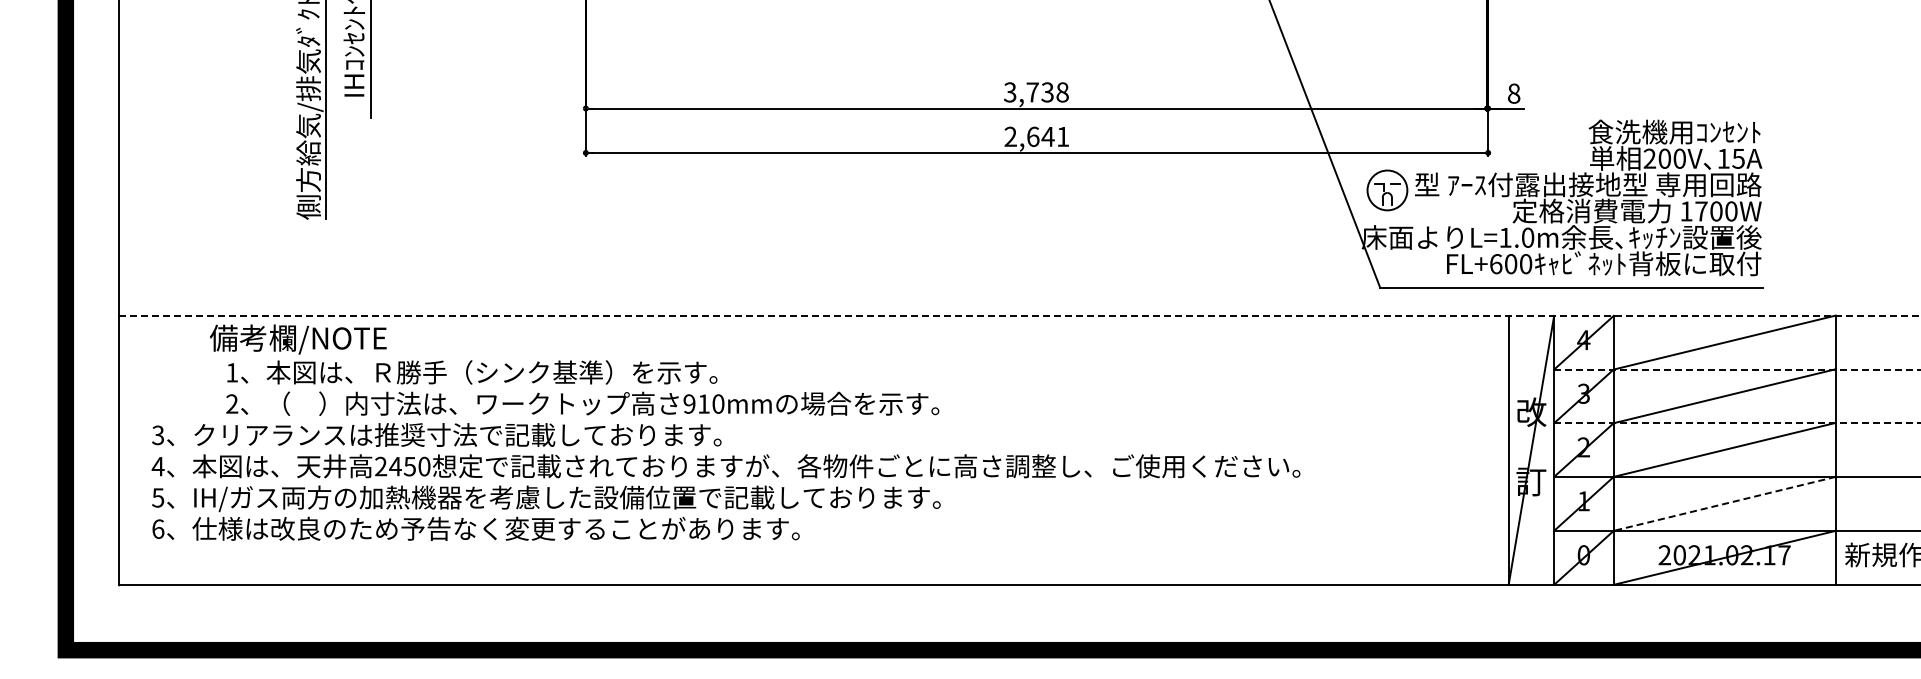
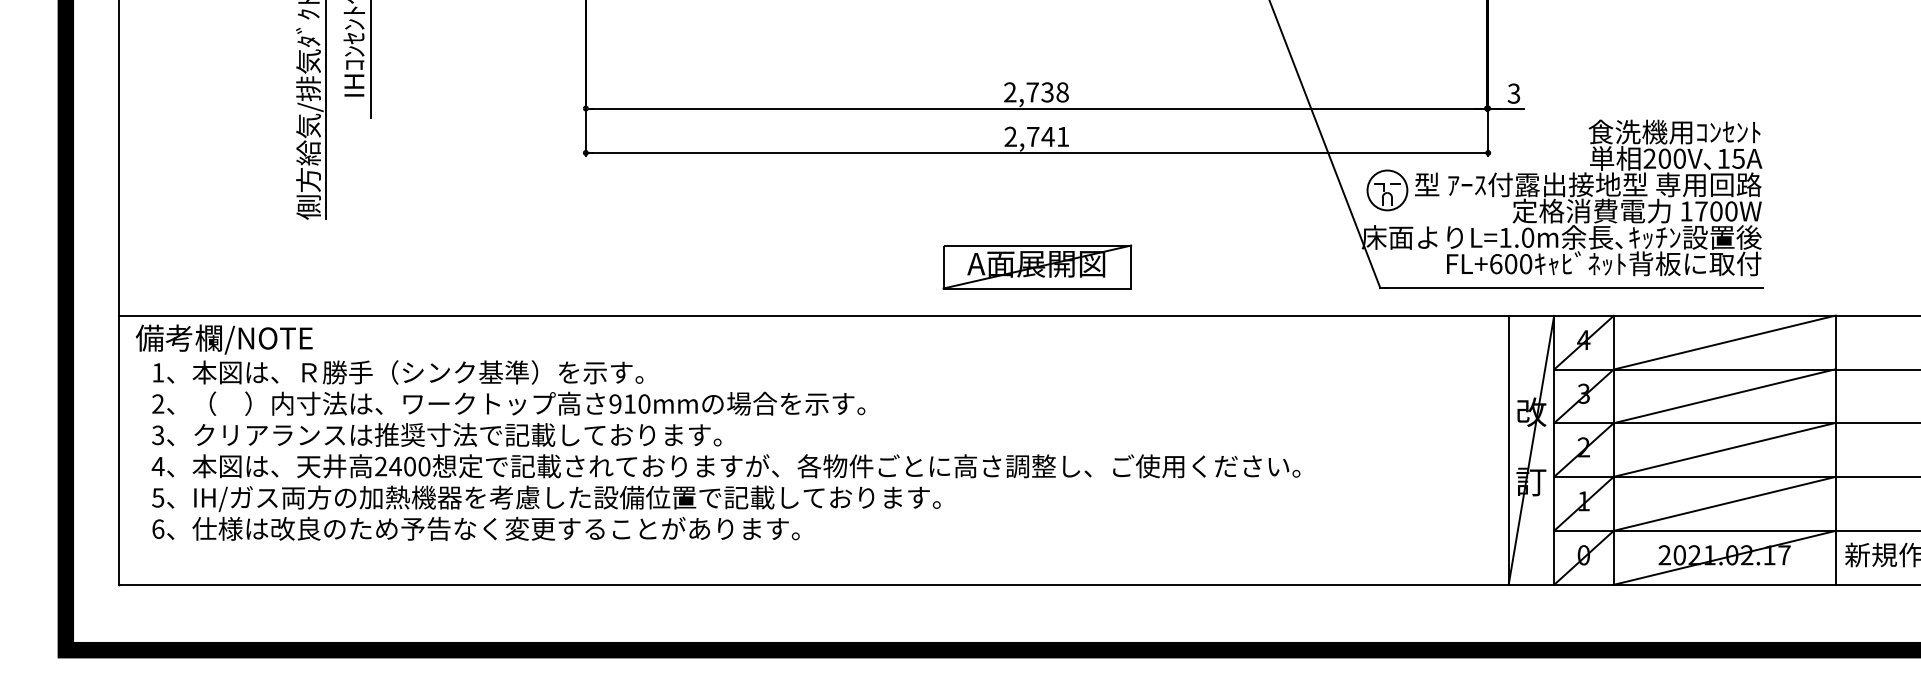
text: 3,738 -> 2,738 (1010, 92)
text: 8 -> 3 (1513, 93)
text: 2,641 -> 2,741 (1033, 136)
part: none -> present (1037, 266)
line: dashed -> solid (1020, 315)
text position: (574, 369) -> (500, 369) (500, 369)
line: dashed -> solid (1738, 369)
line: dashed -> solid (1738, 423)
text: 2450 -> 2400 (409, 466)
line: dashed -> solid (1724, 503)
